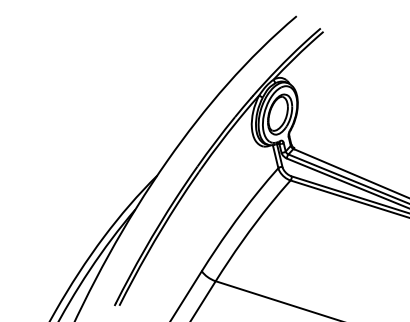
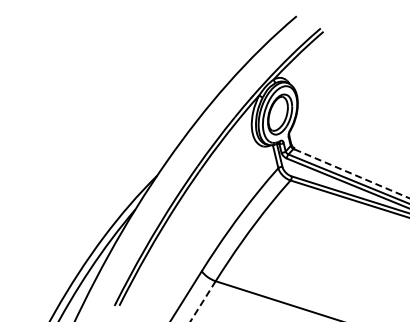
line: solid -> dashed (352, 173)
line: solid -> dashed (202, 301)
